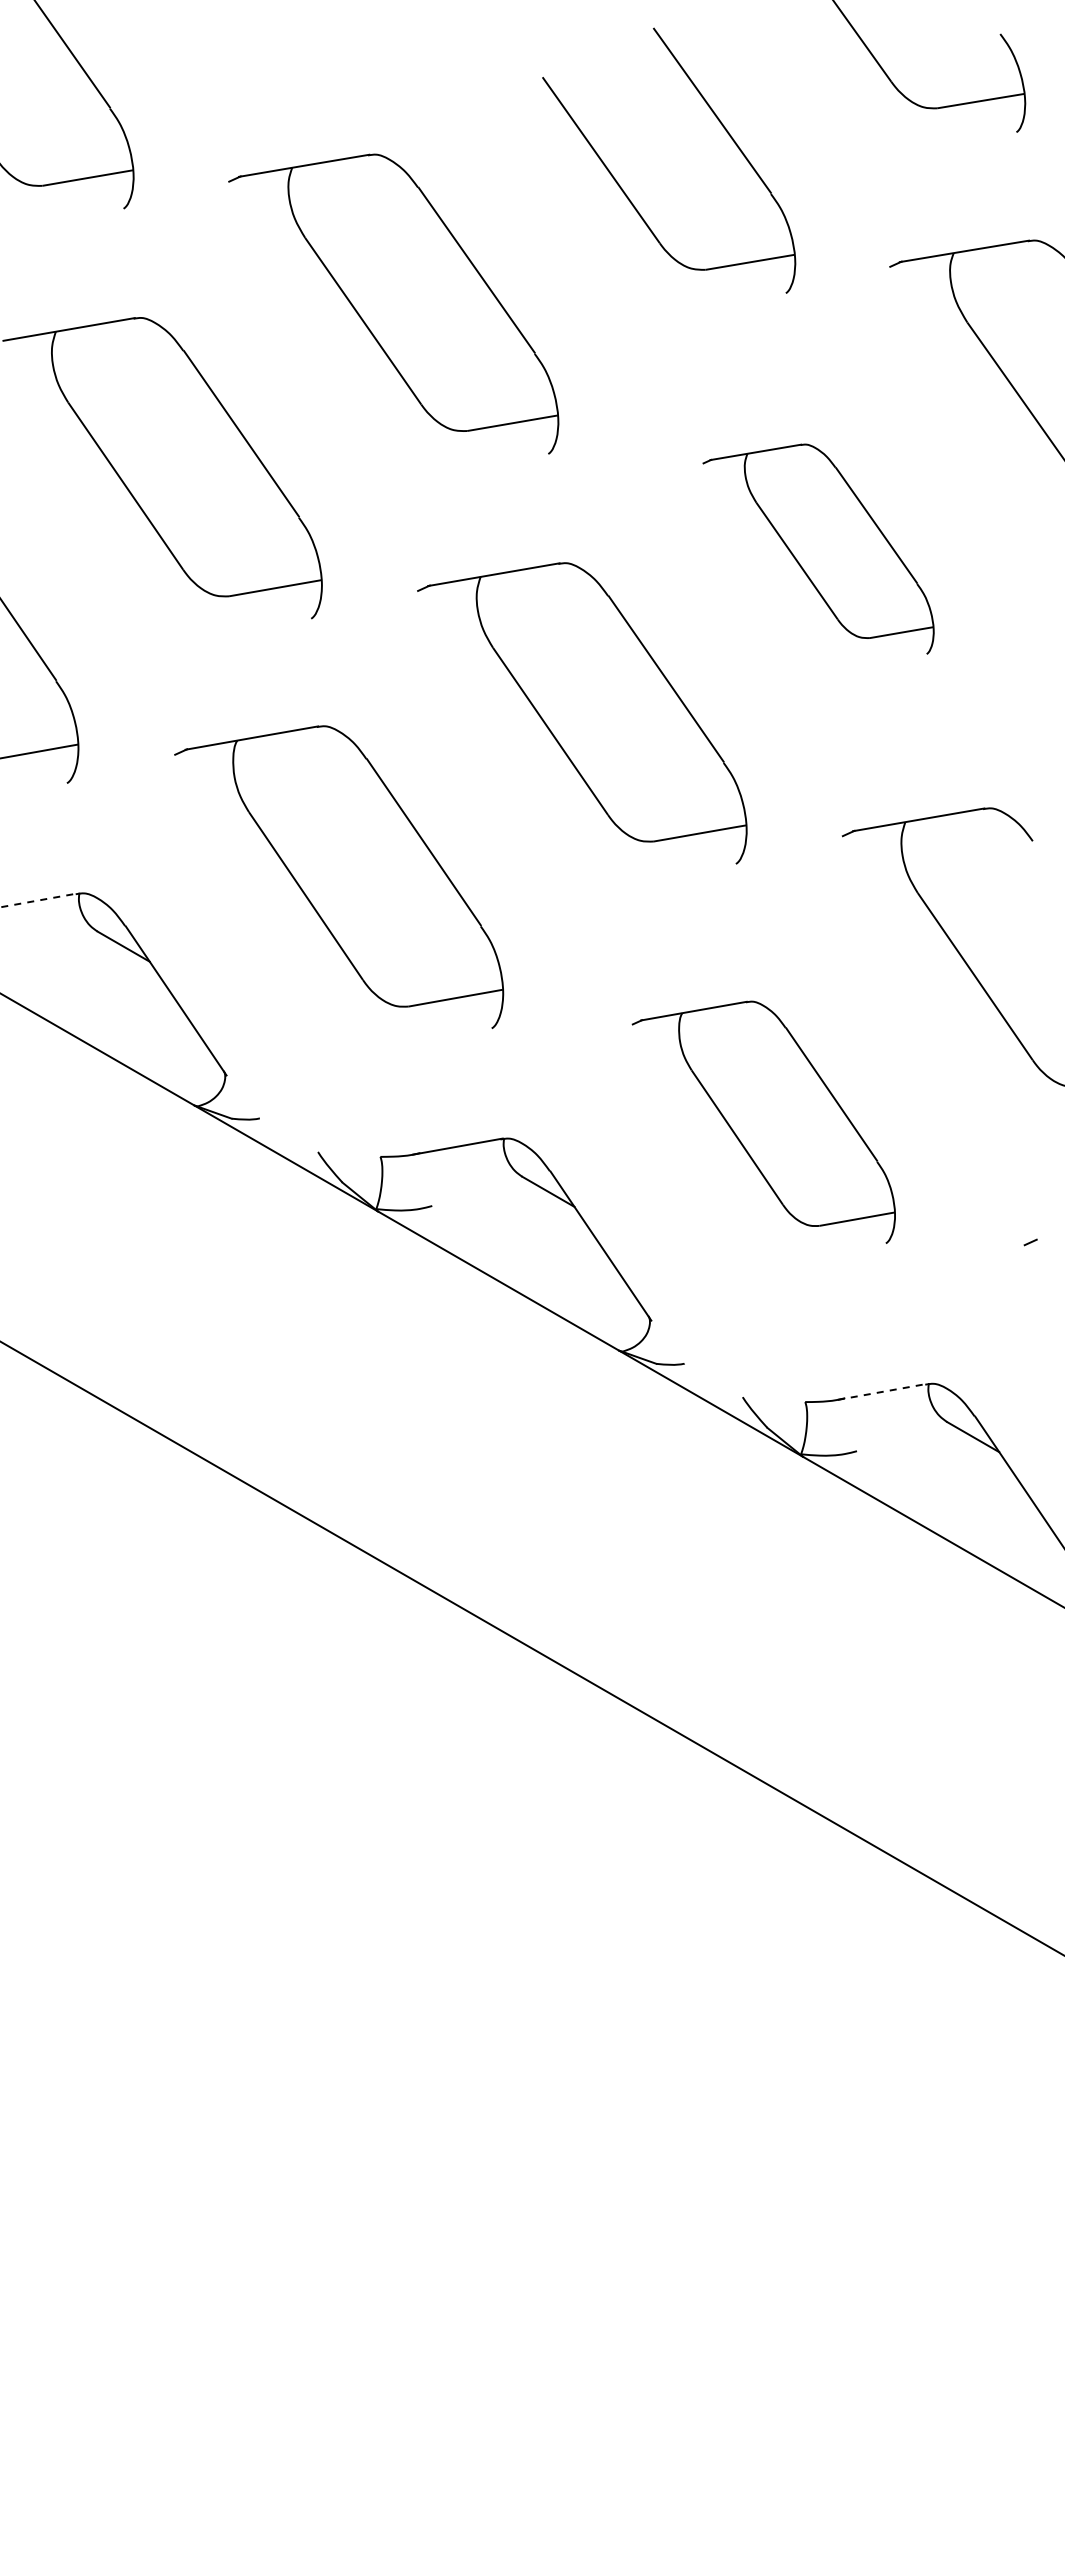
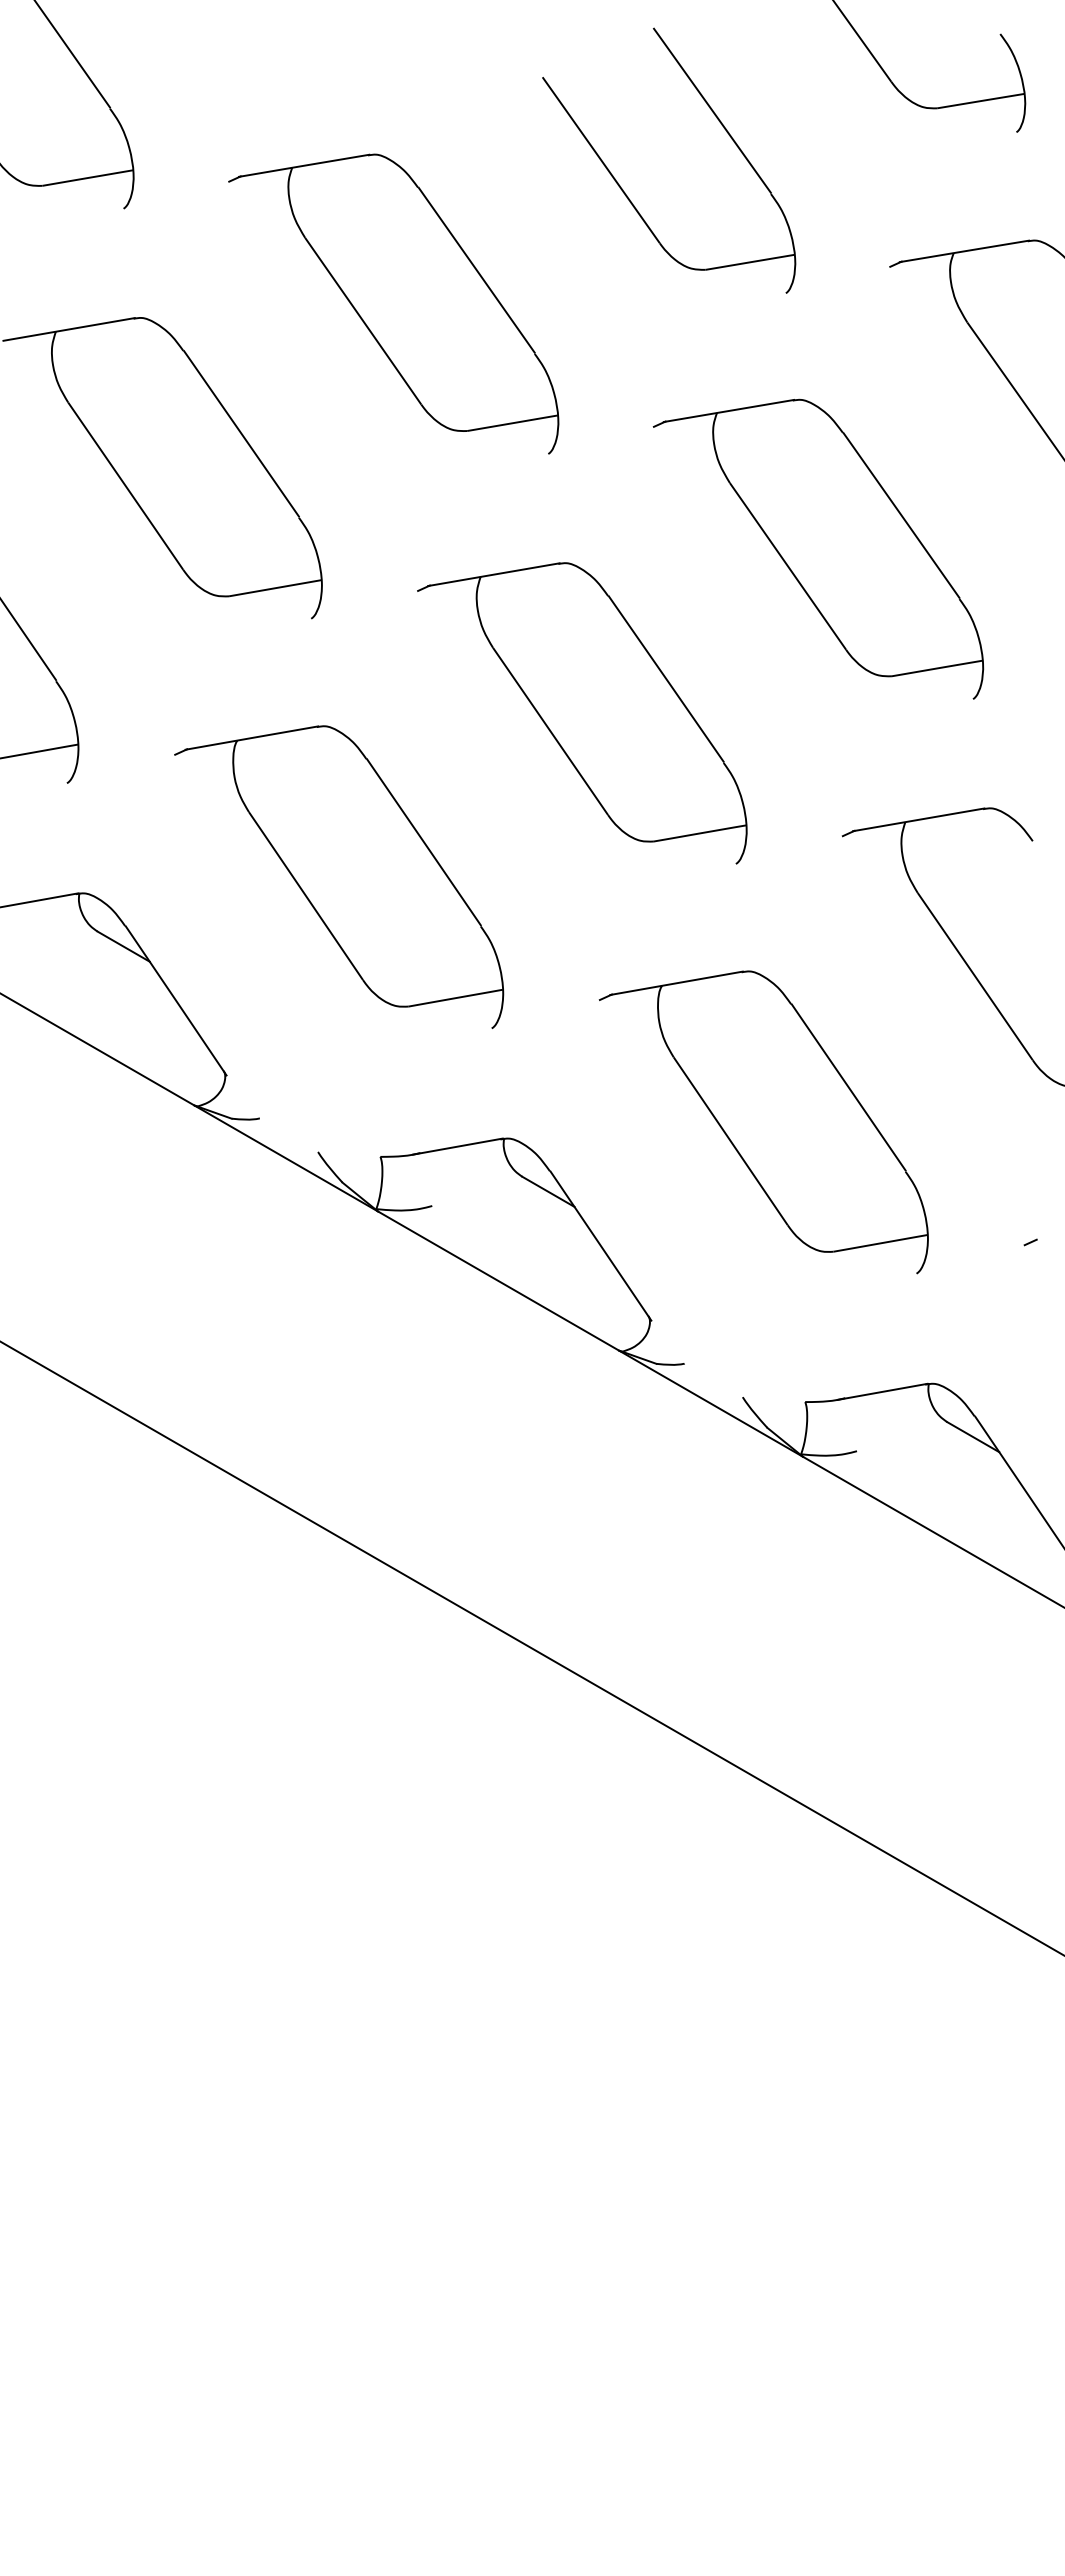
part size: 233x212 px -> 333x302 px (818, 548)
line: dashed -> solid (38, 900)
part size: 265x244 px -> 331x305 px (763, 1122)
line: dashed -> solid (882, 1391)
